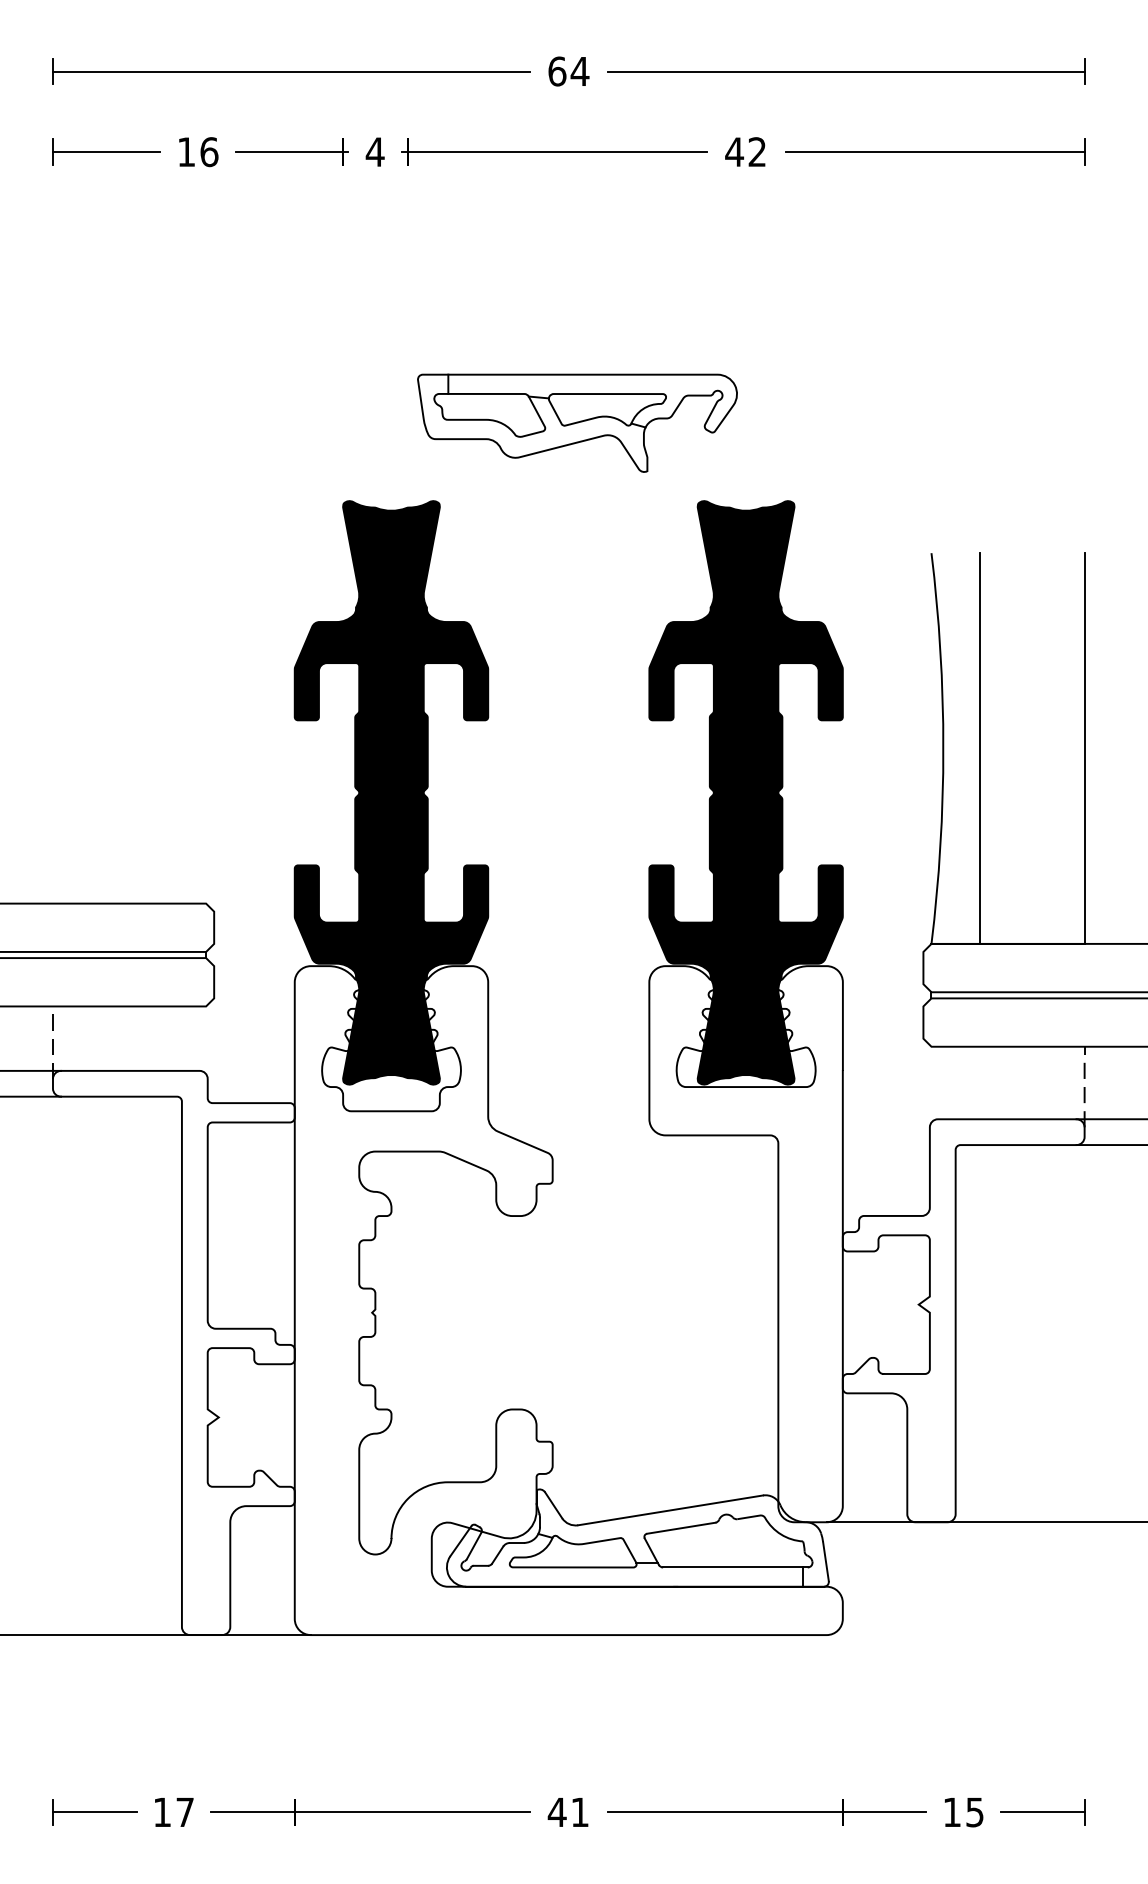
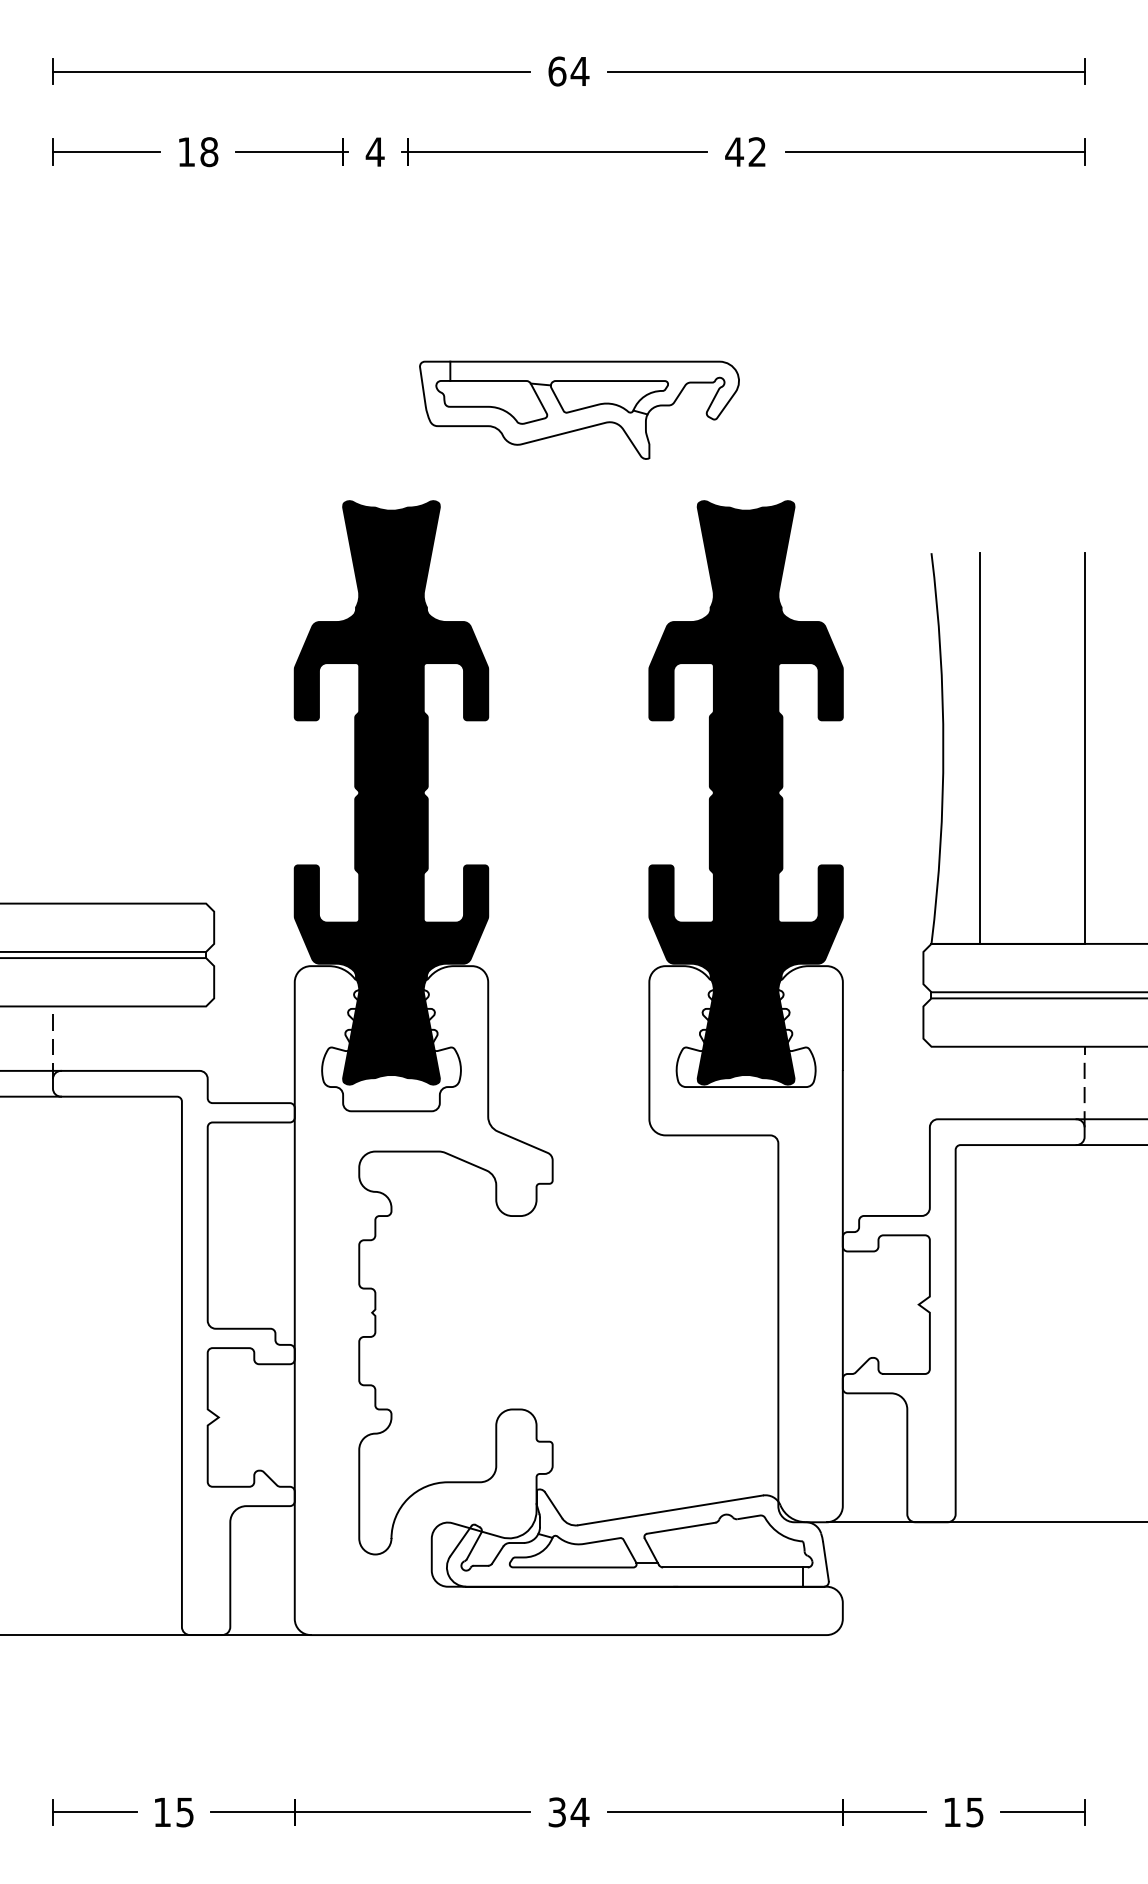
text: 16 -> 18 (209, 151)
part position: (577, 422) -> (579, 409) (579, 409)
text: 17 -> 15 (184, 1812)
text: 41 -> 34 (568, 1812)
